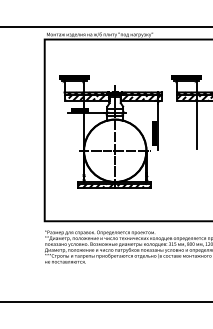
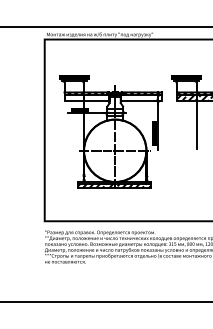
hatch: present -> none (86, 97)
hatch: present -> none (140, 97)
